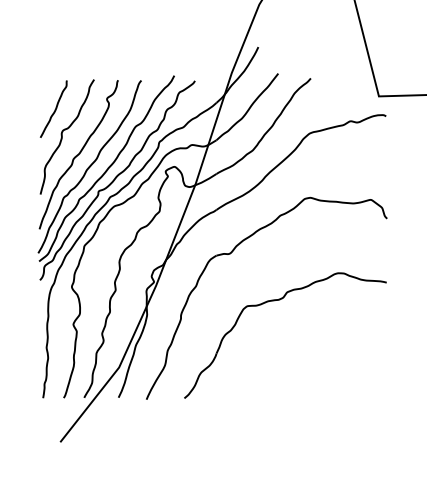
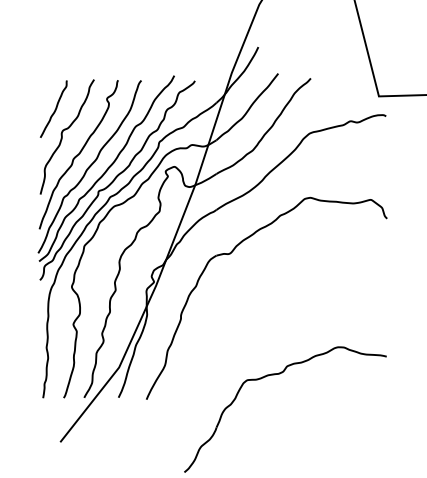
part position: (280, 300) -> (280, 374) (280, 374)
